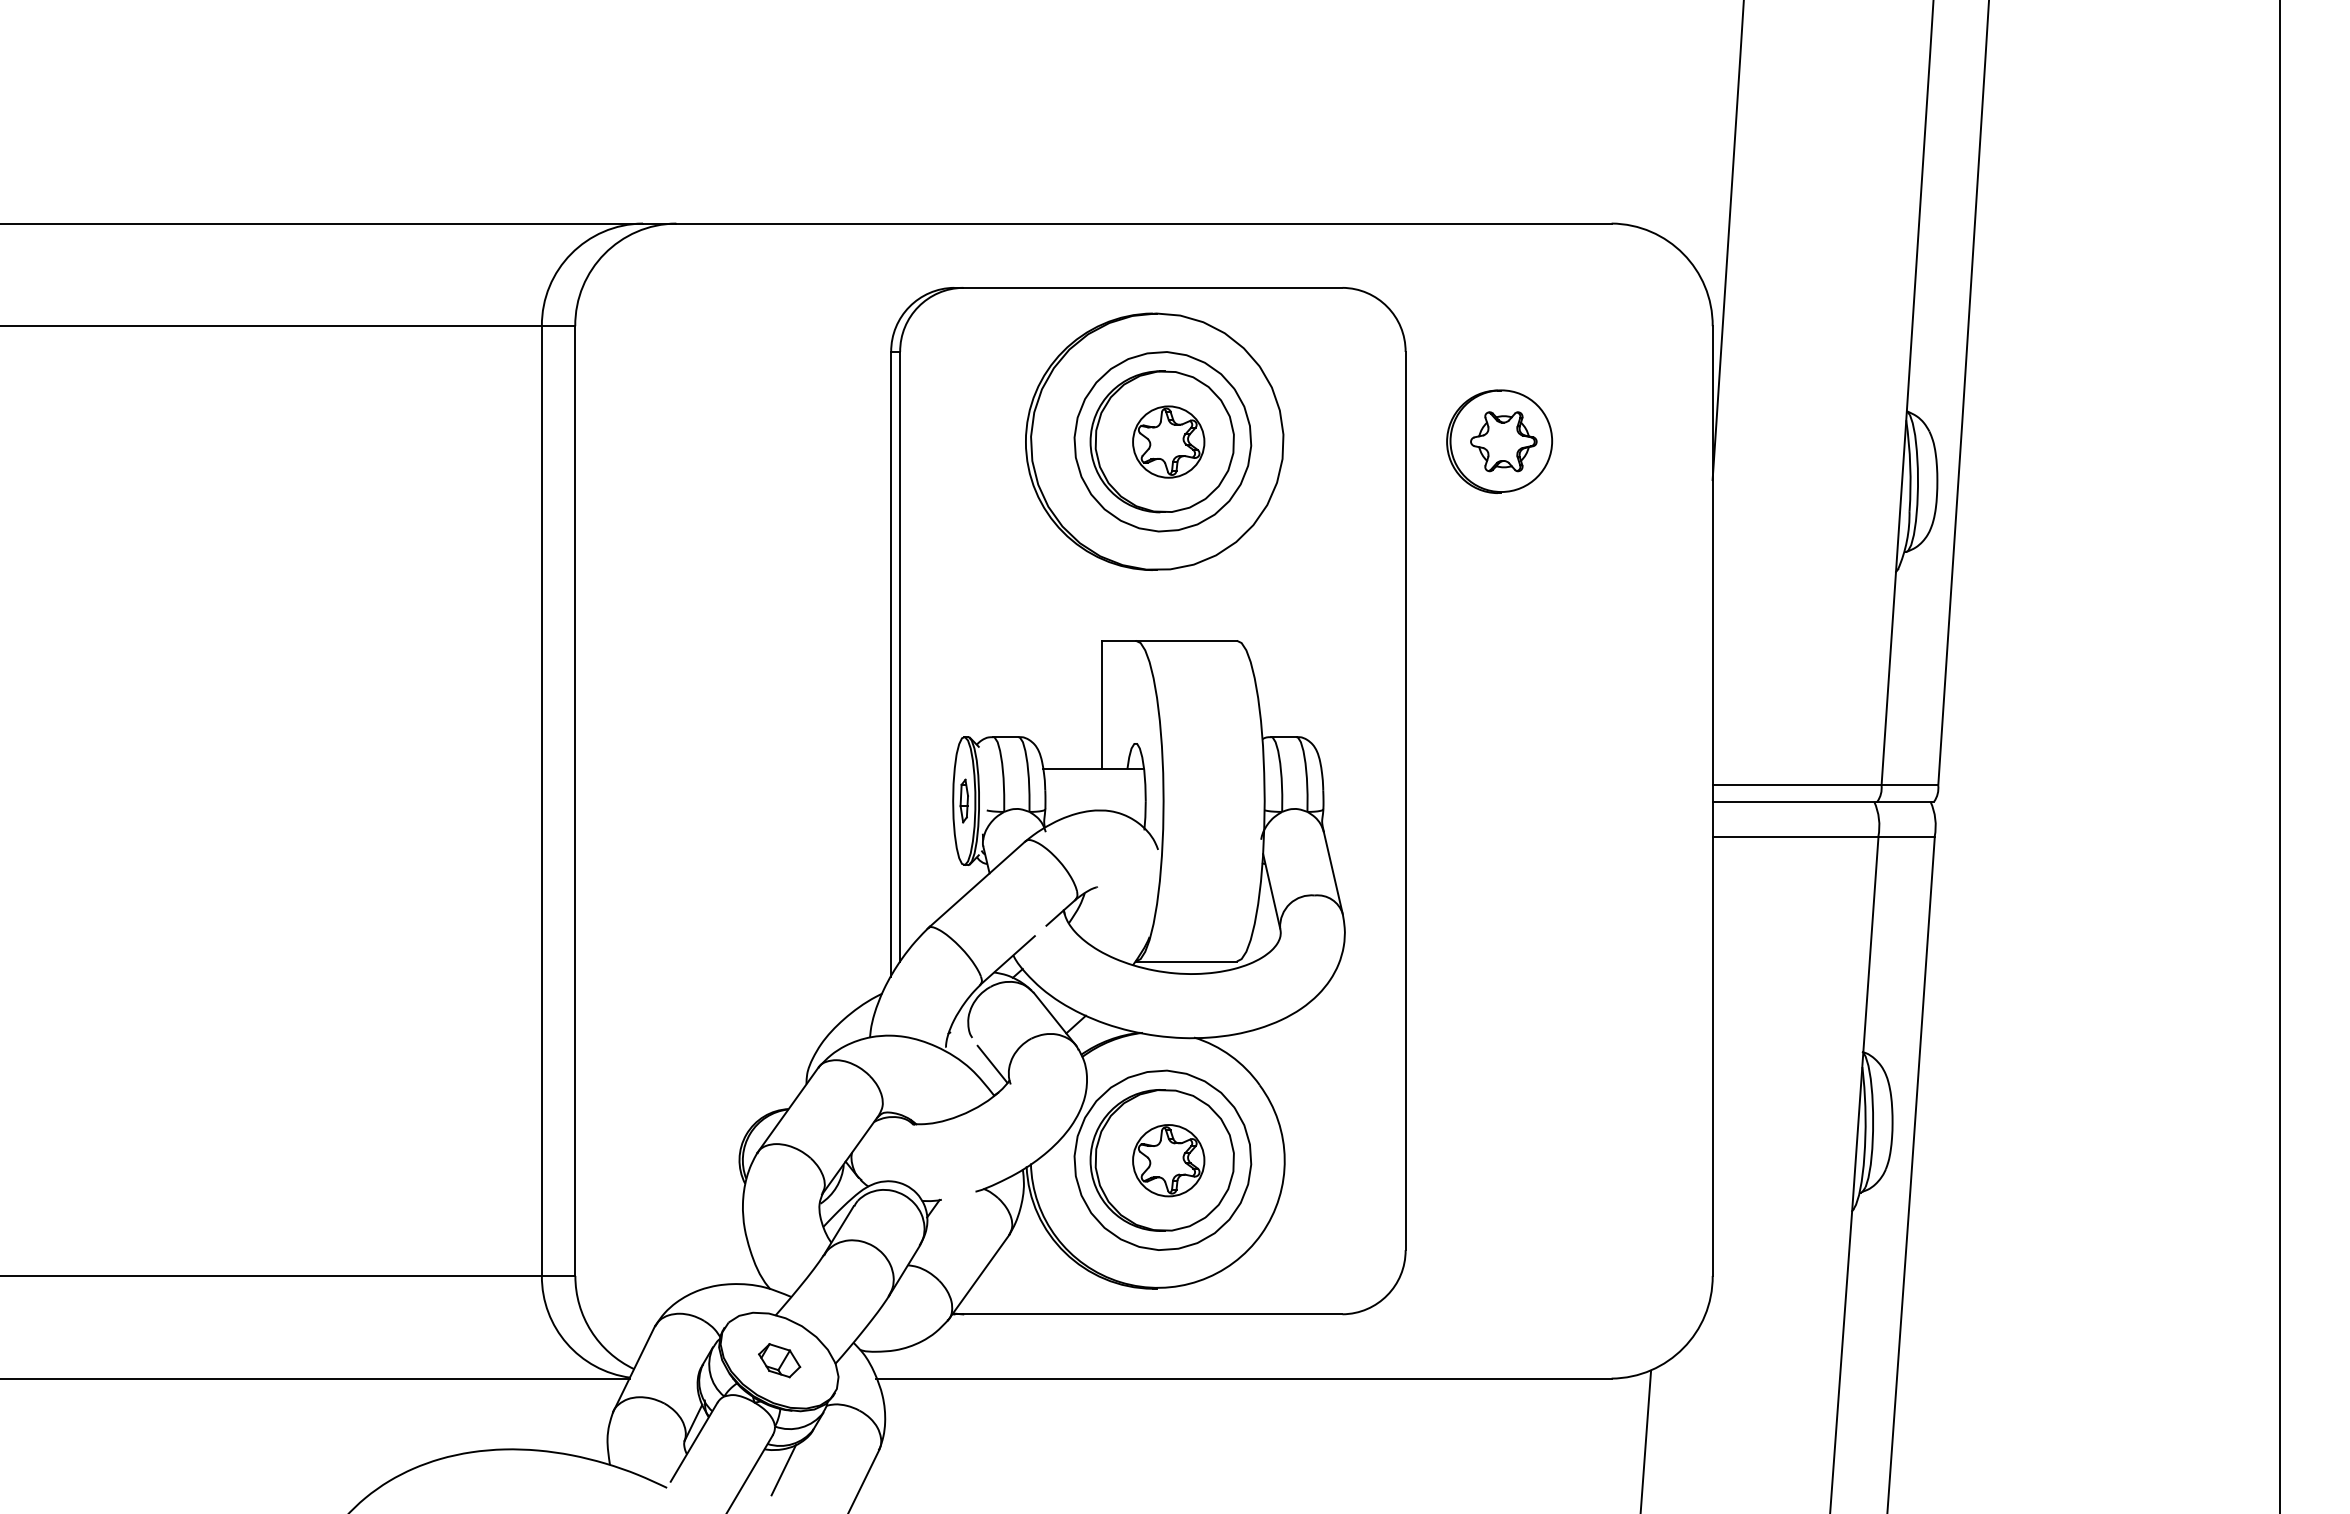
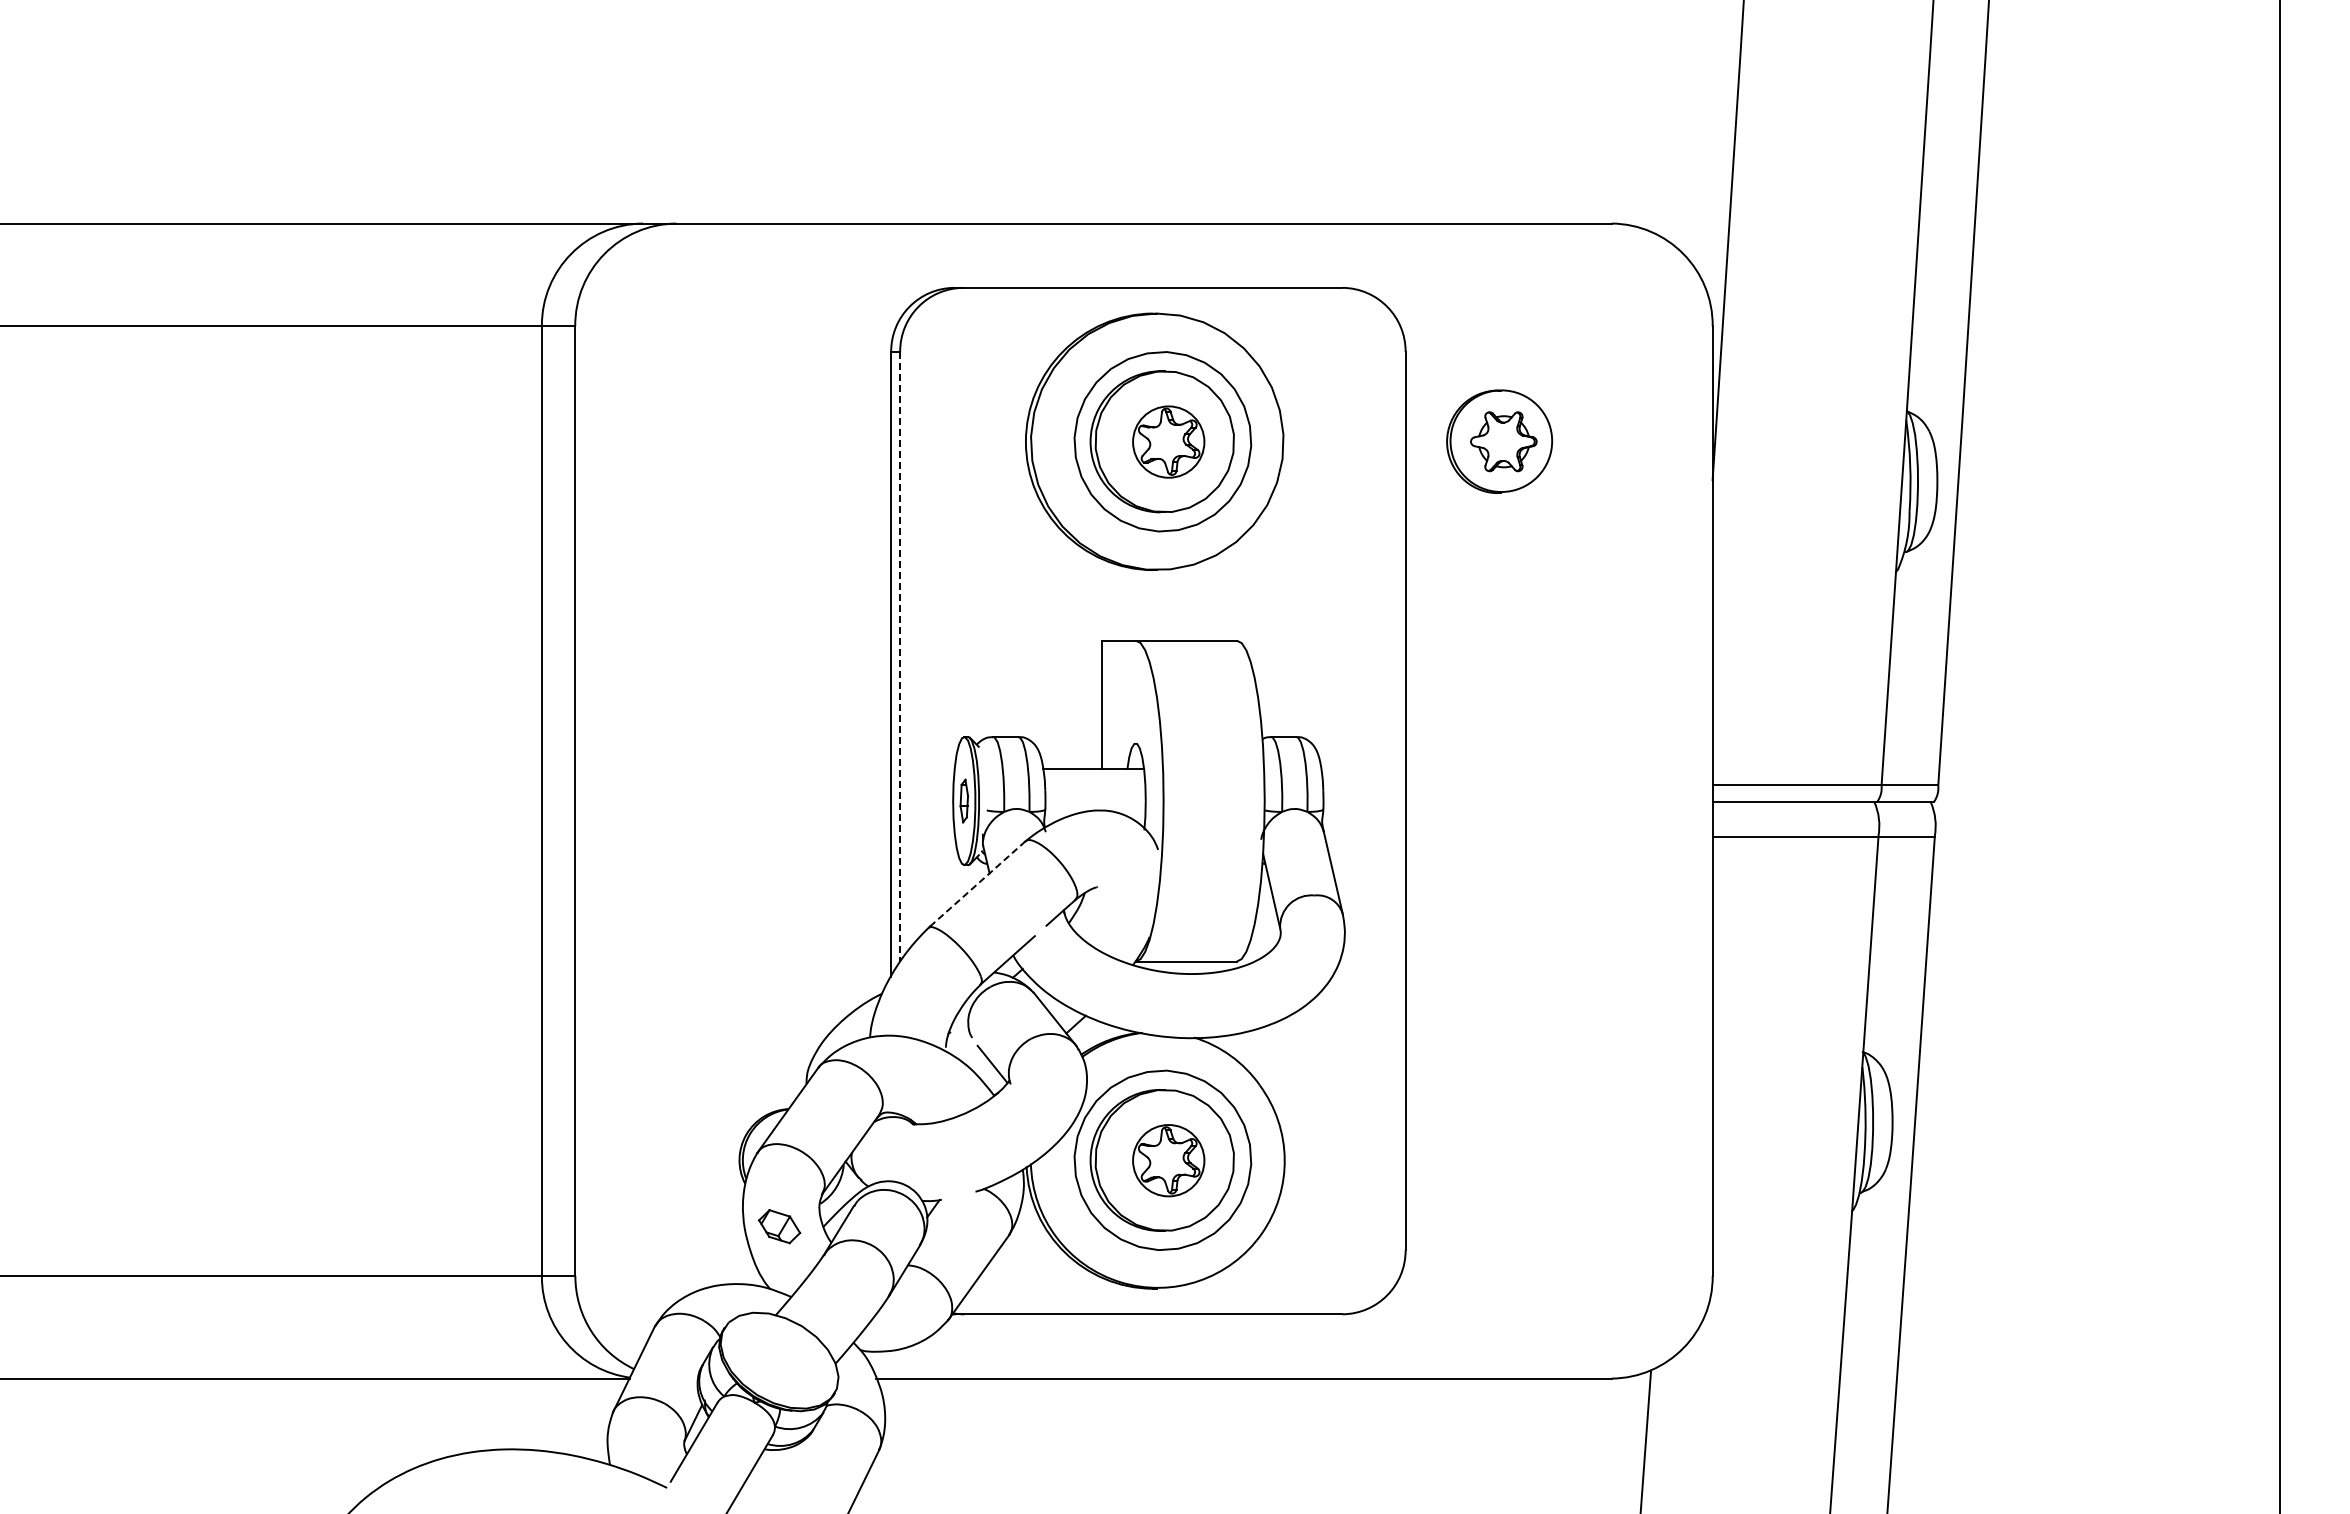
line: solid -> dashed (900, 657)
line: solid -> dashed (976, 885)
part position: (779, 1360) -> (779, 1226) (779, 1226)
line: present -> none (783, 1470)
